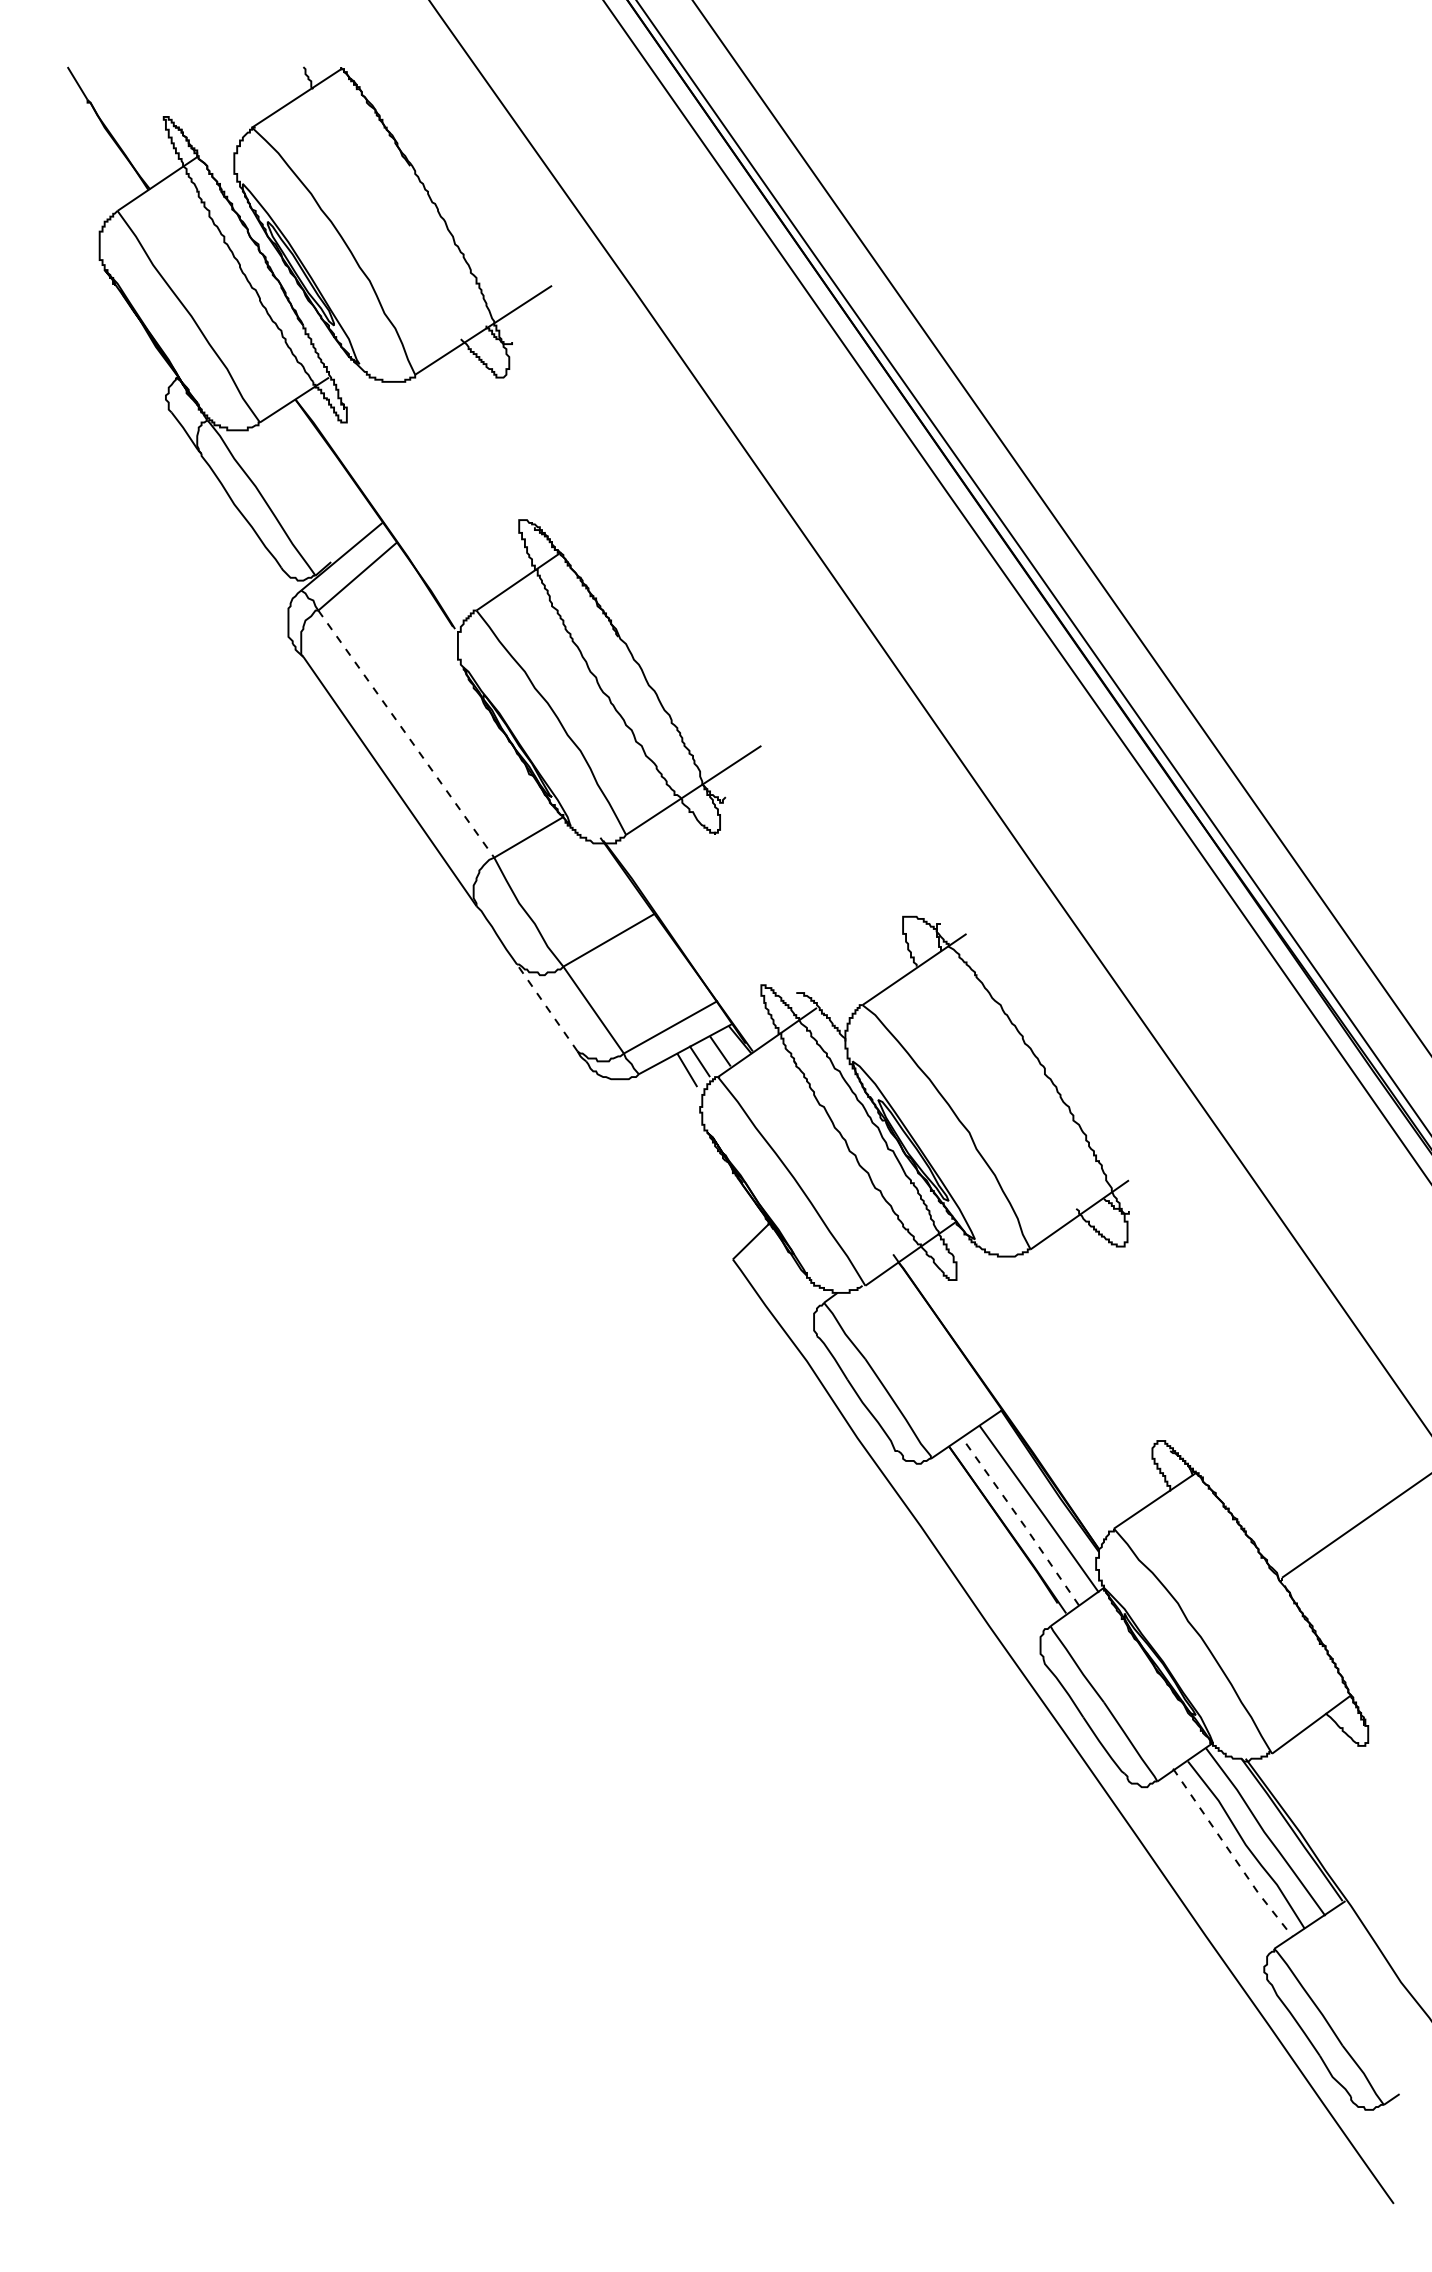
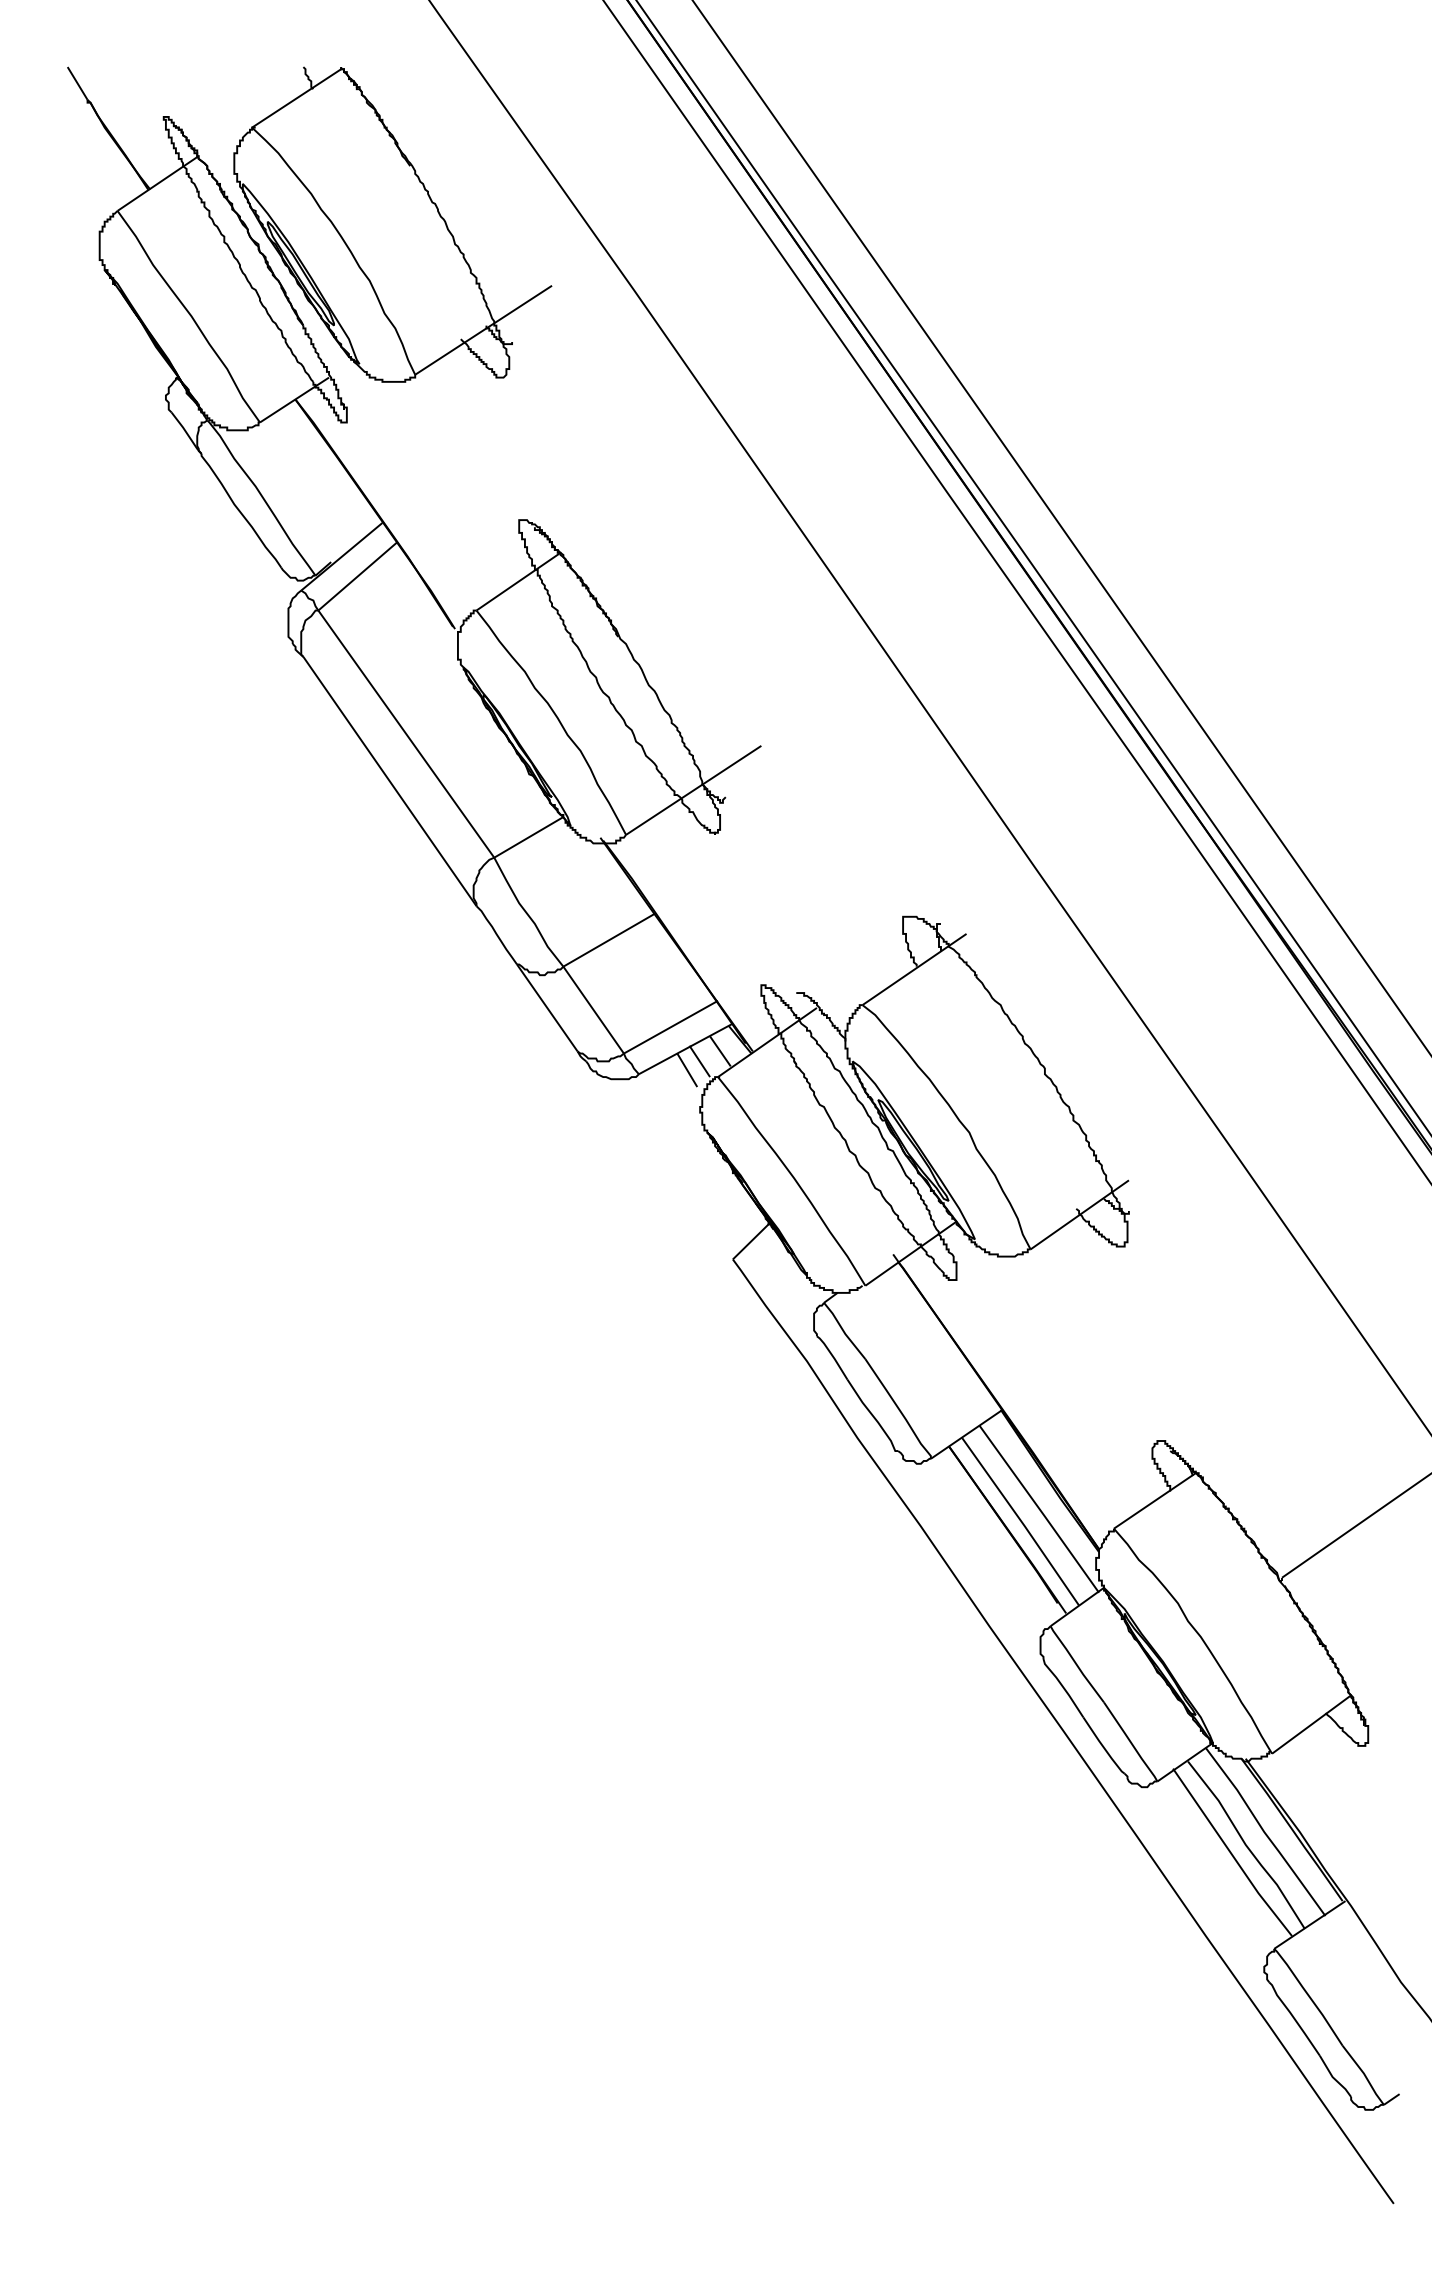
line: dashed -> solid (406, 734)
line: dashed -> solid (547, 1007)
line: dashed -> solid (1021, 1521)
line: dashed -> solid (1231, 1853)
